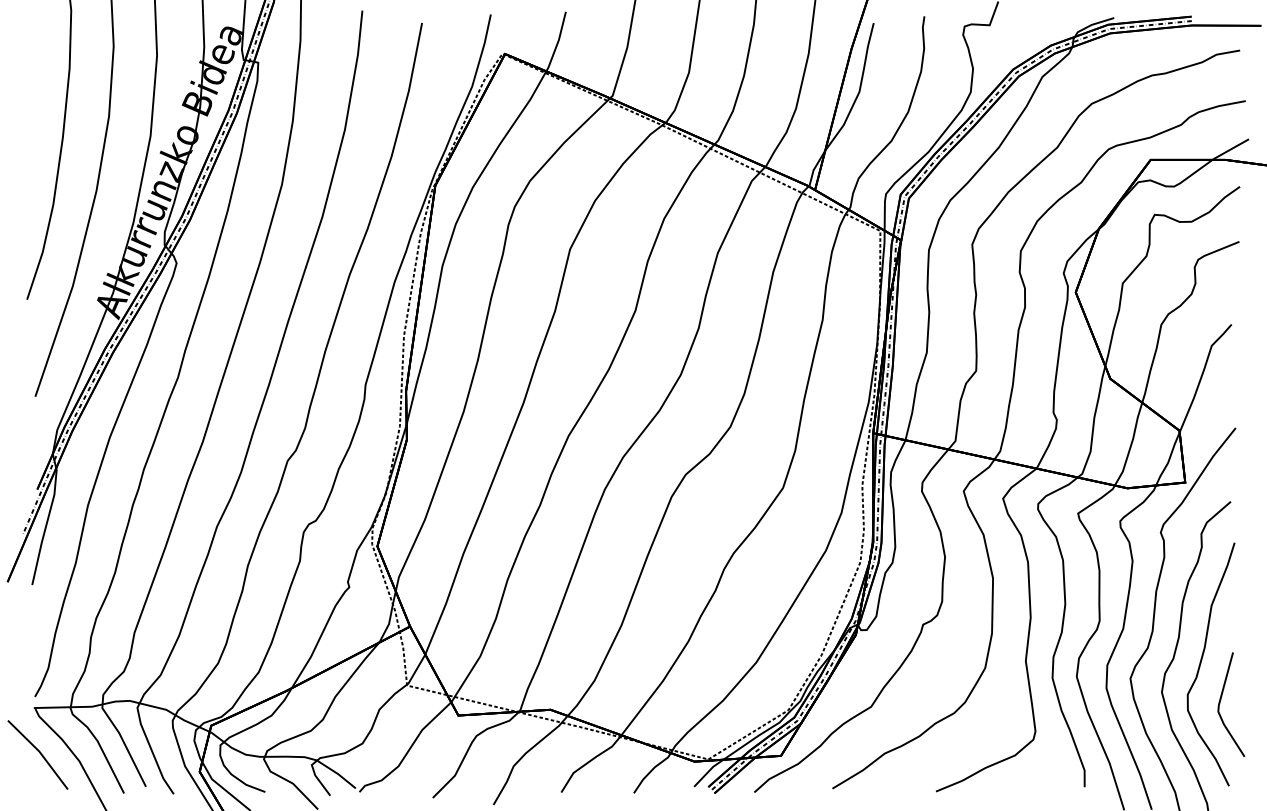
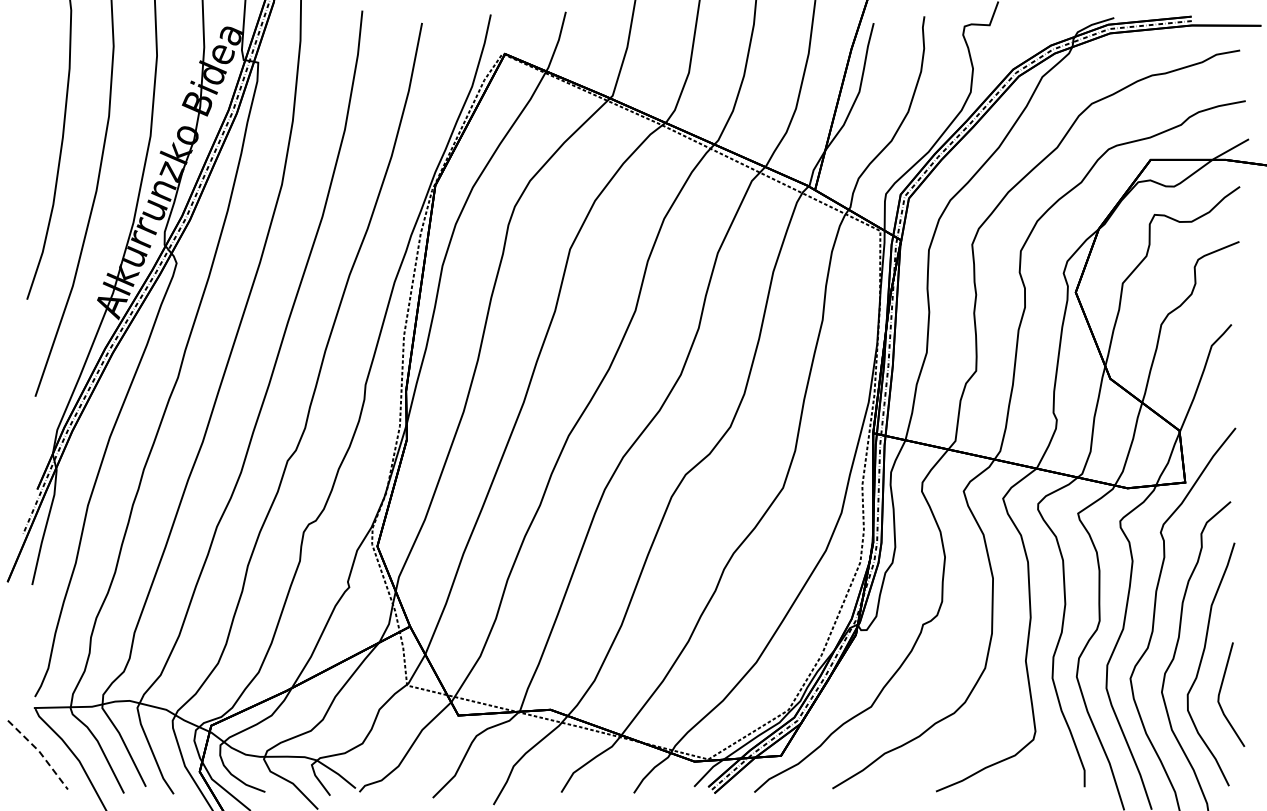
line position: (1221, 700) -> (1221, 690) (1221, 690)
line: solid -> dashed (40, 752)
